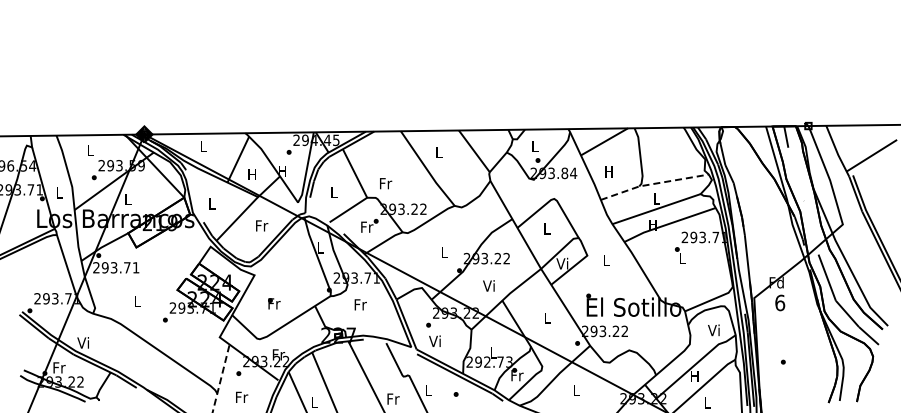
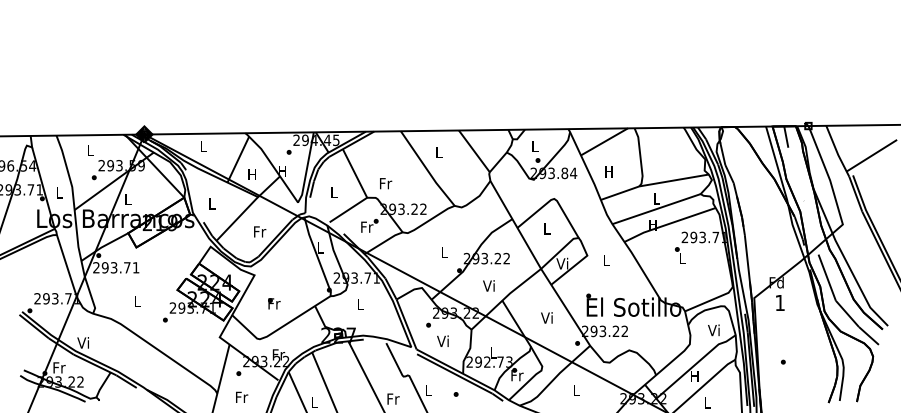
line: dashed -> solid (653, 183)
text position: (262, 225) -> (260, 231) (260, 231)
text: 6 -> 1 (780, 302)
text: Fr -> L (360, 304)
text: L -> Vi (546, 317)
text position: (434, 340) -> (442, 340) (442, 340)
line: dashed -> solid (221, 378)
